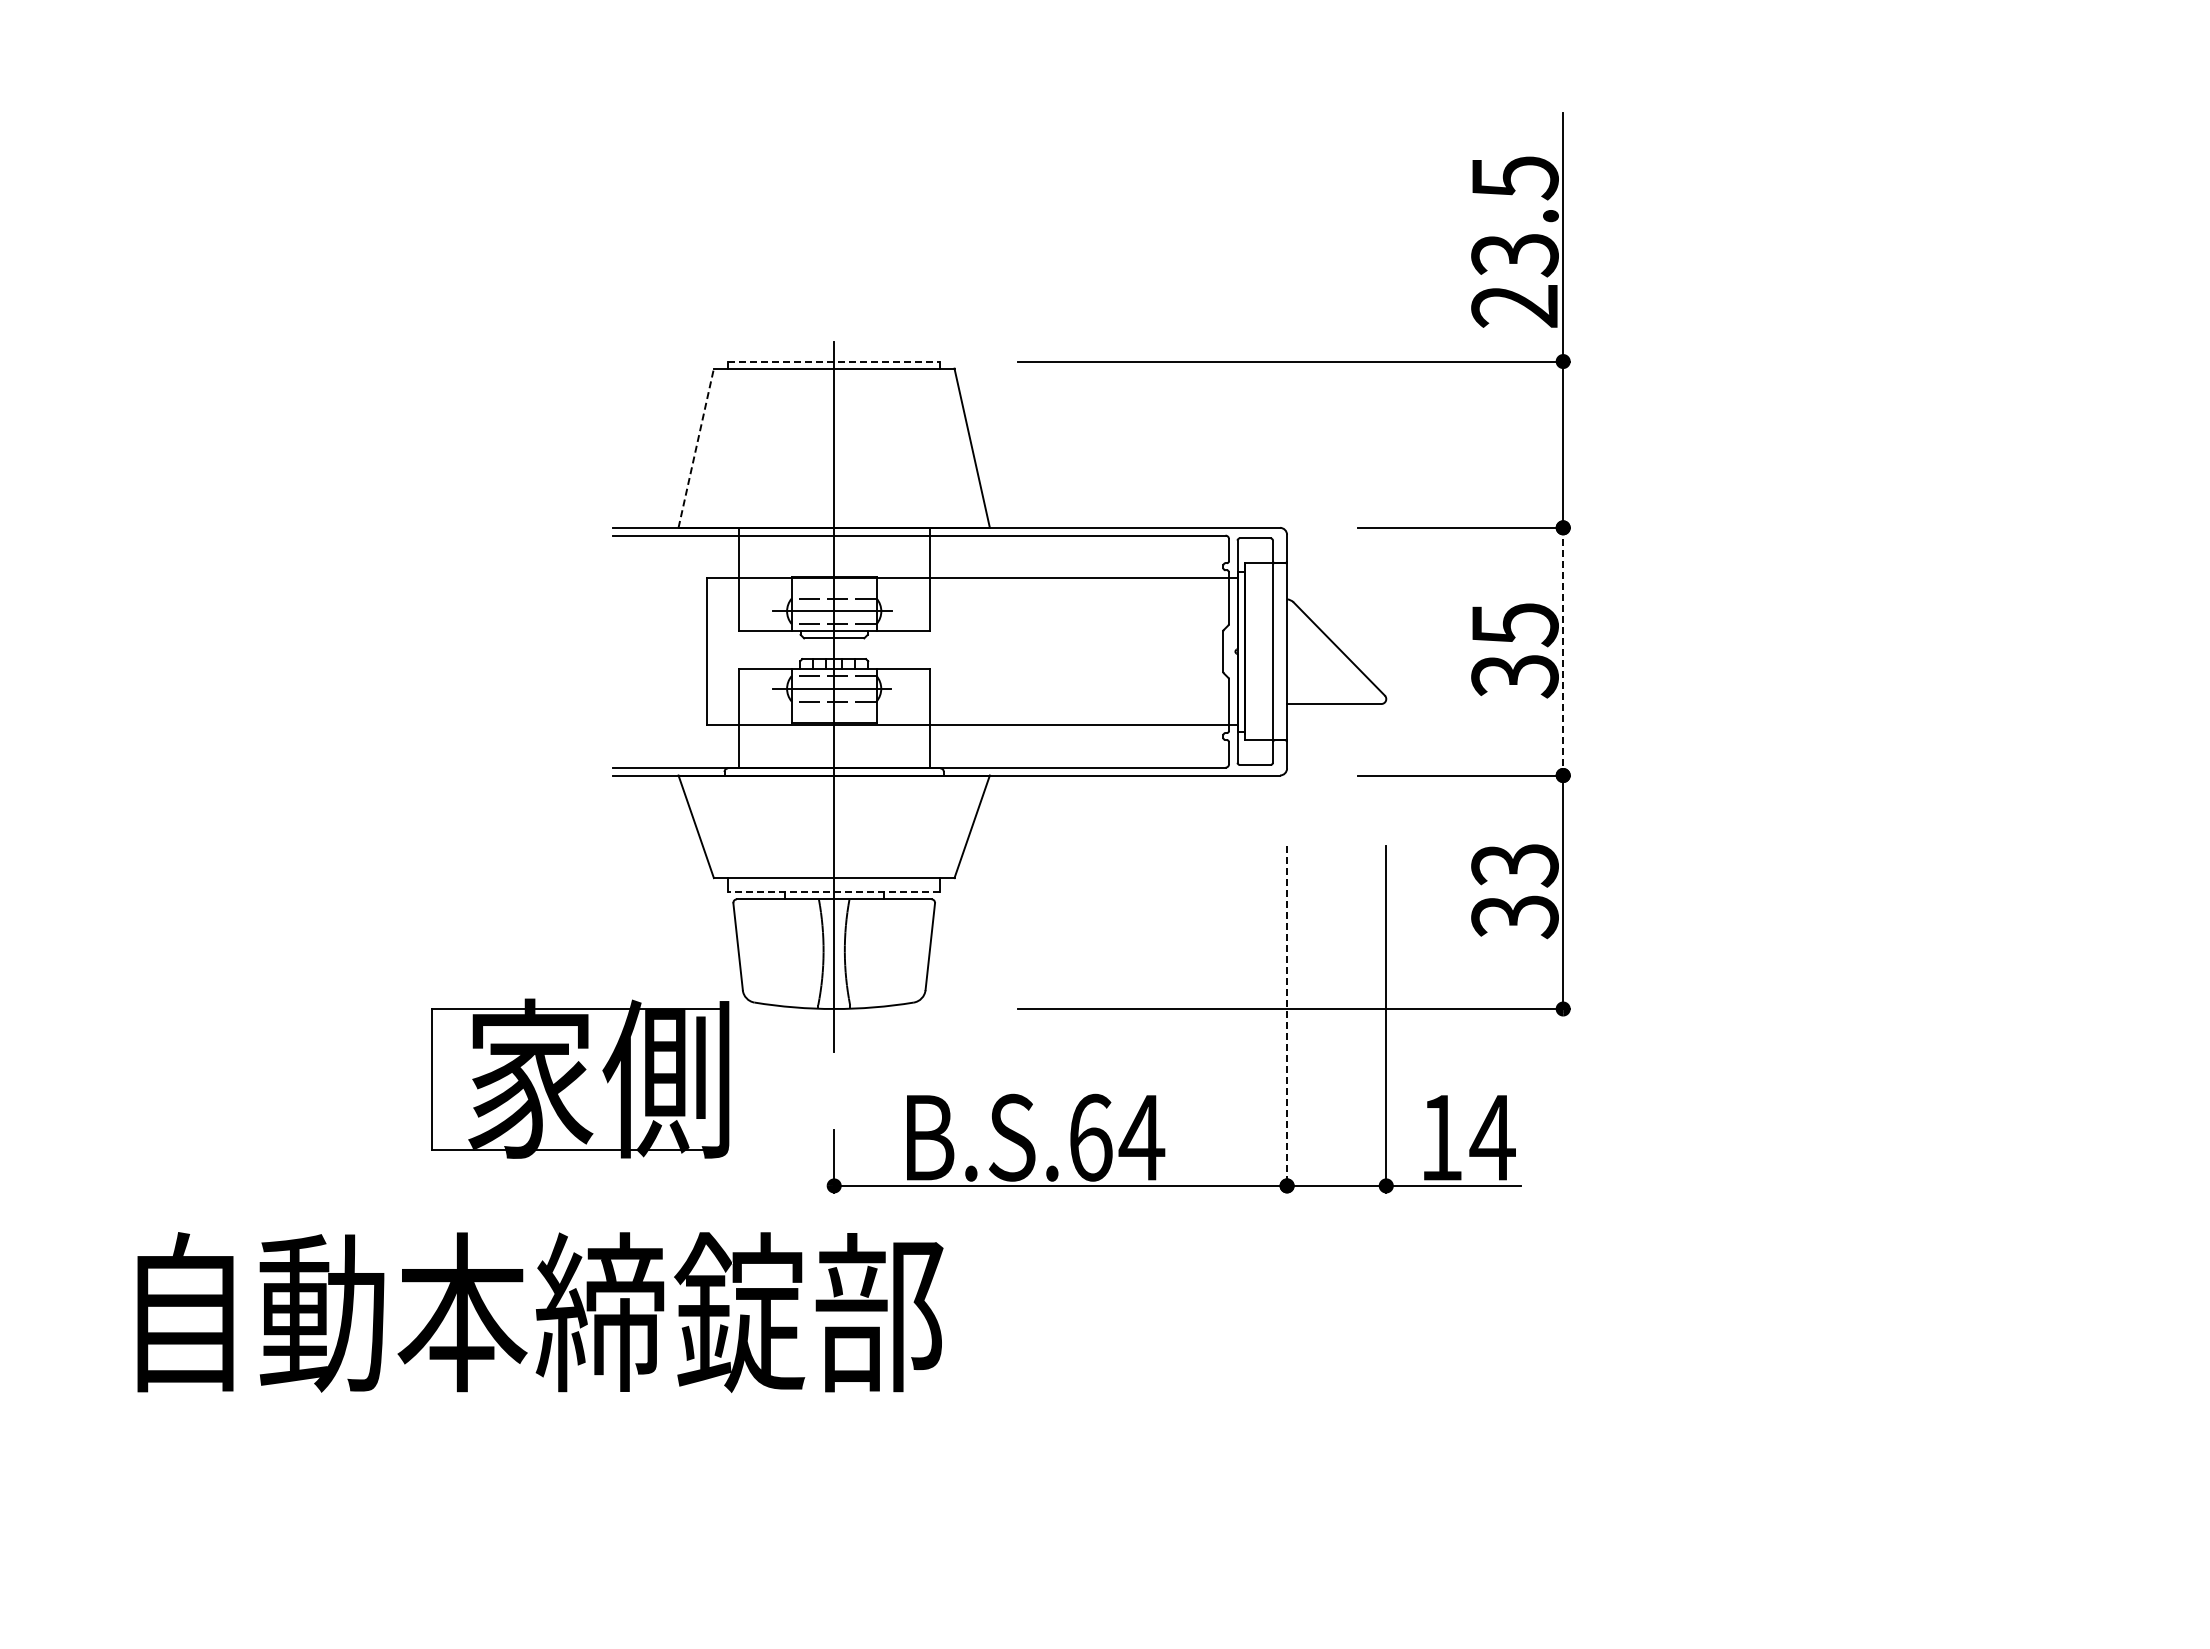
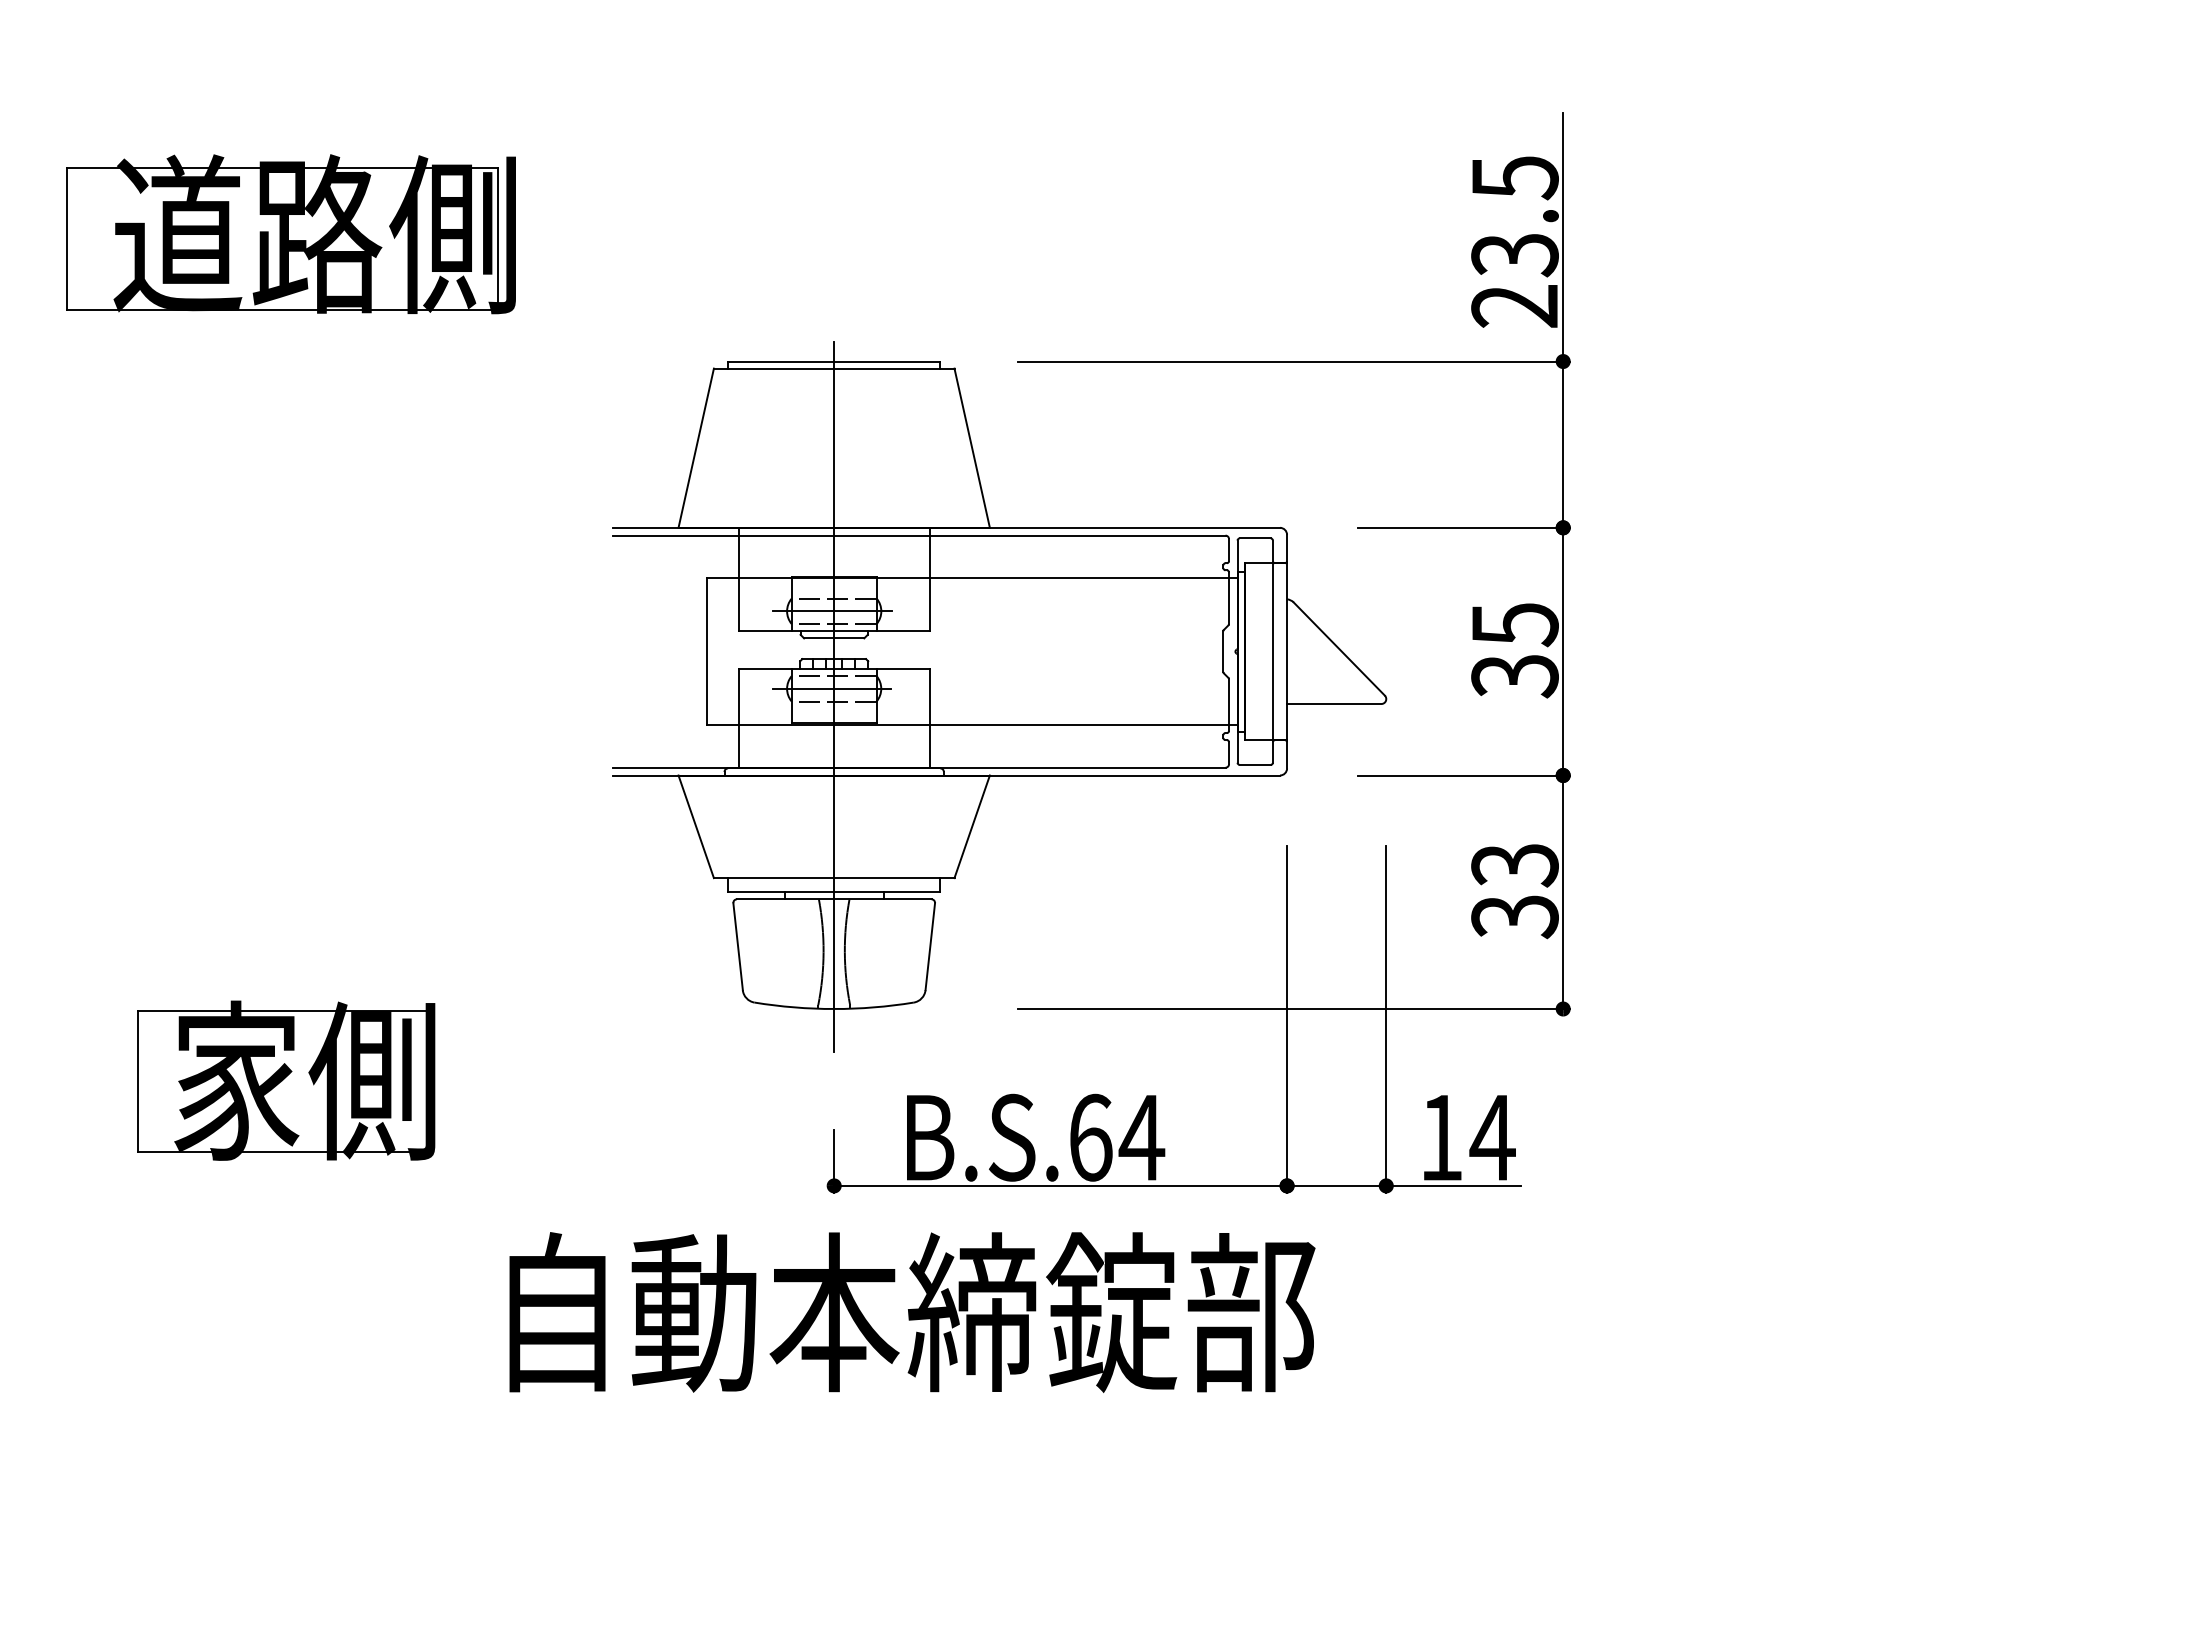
part: none -> present (290, 234)
line: dashed -> solid (834, 361)
line: dashed -> solid (696, 448)
line: dashed -> solid (1563, 651)
line: dashed -> solid (833, 892)
line: dashed -> solid (1287, 1020)
part position: (580, 1078) -> (286, 1080) (286, 1080)
text position: (540, 1312) -> (912, 1312) (912, 1312)
